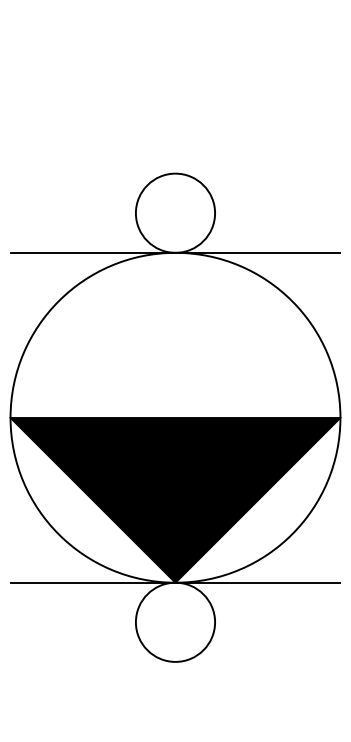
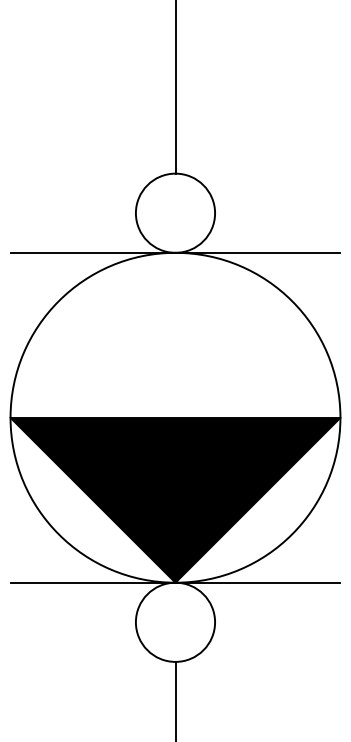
line: none -> present (175, 87)
line: none -> present (175, 699)
